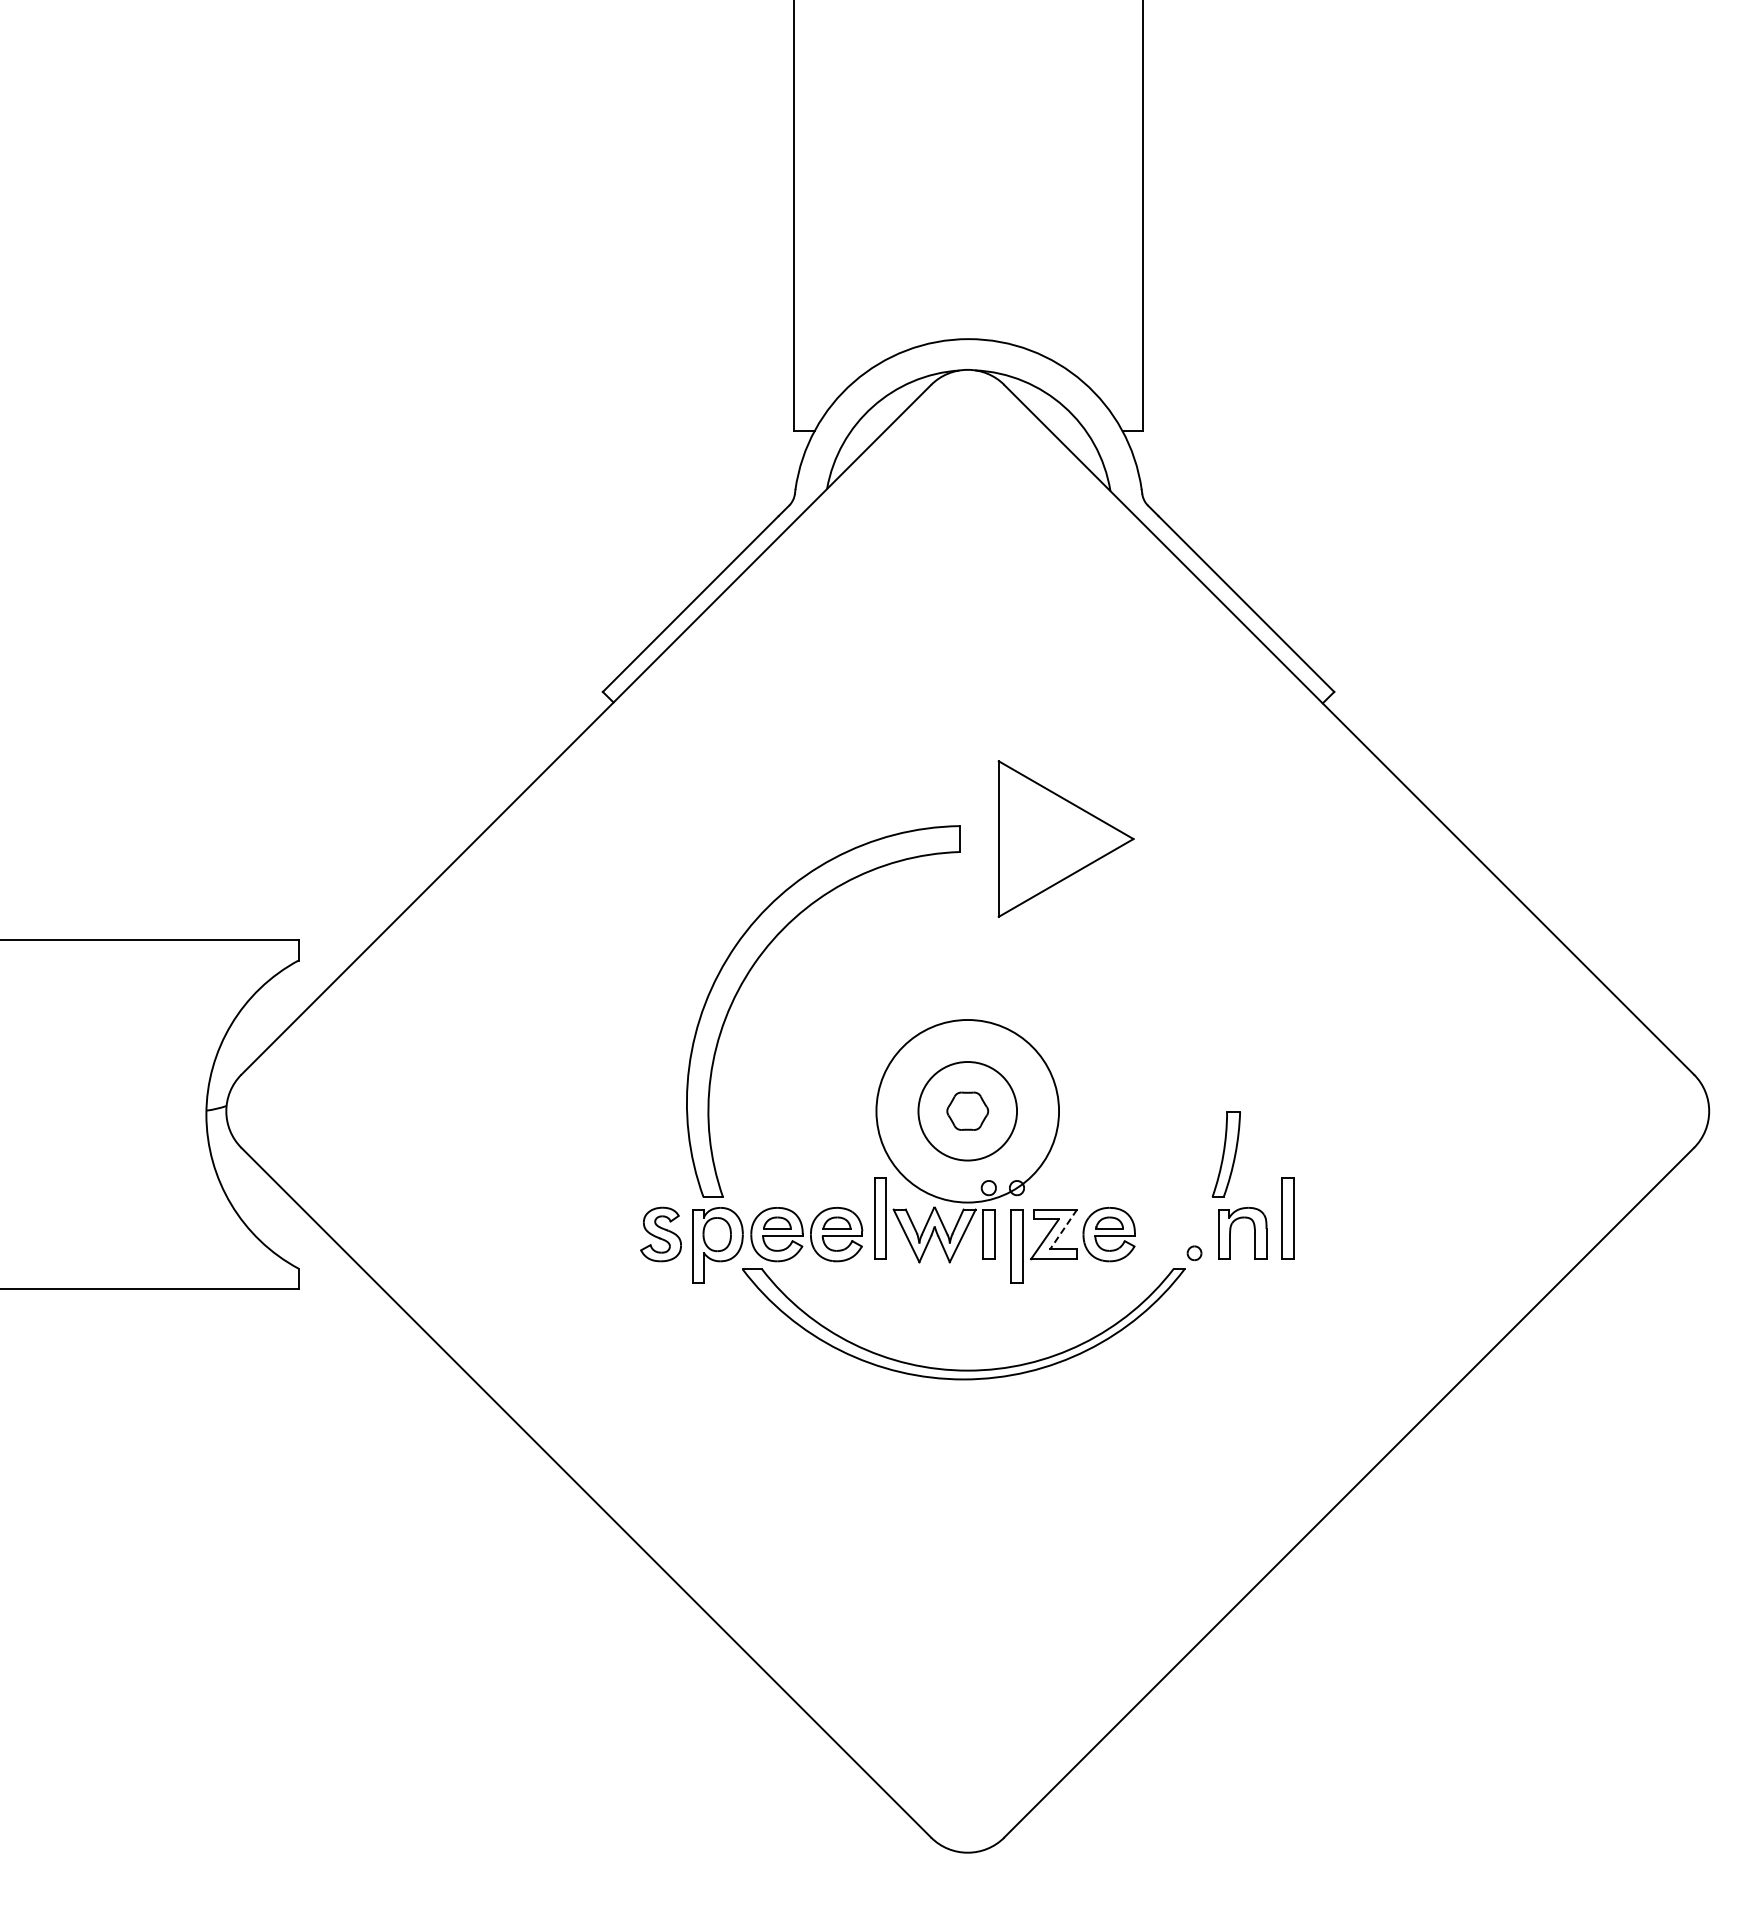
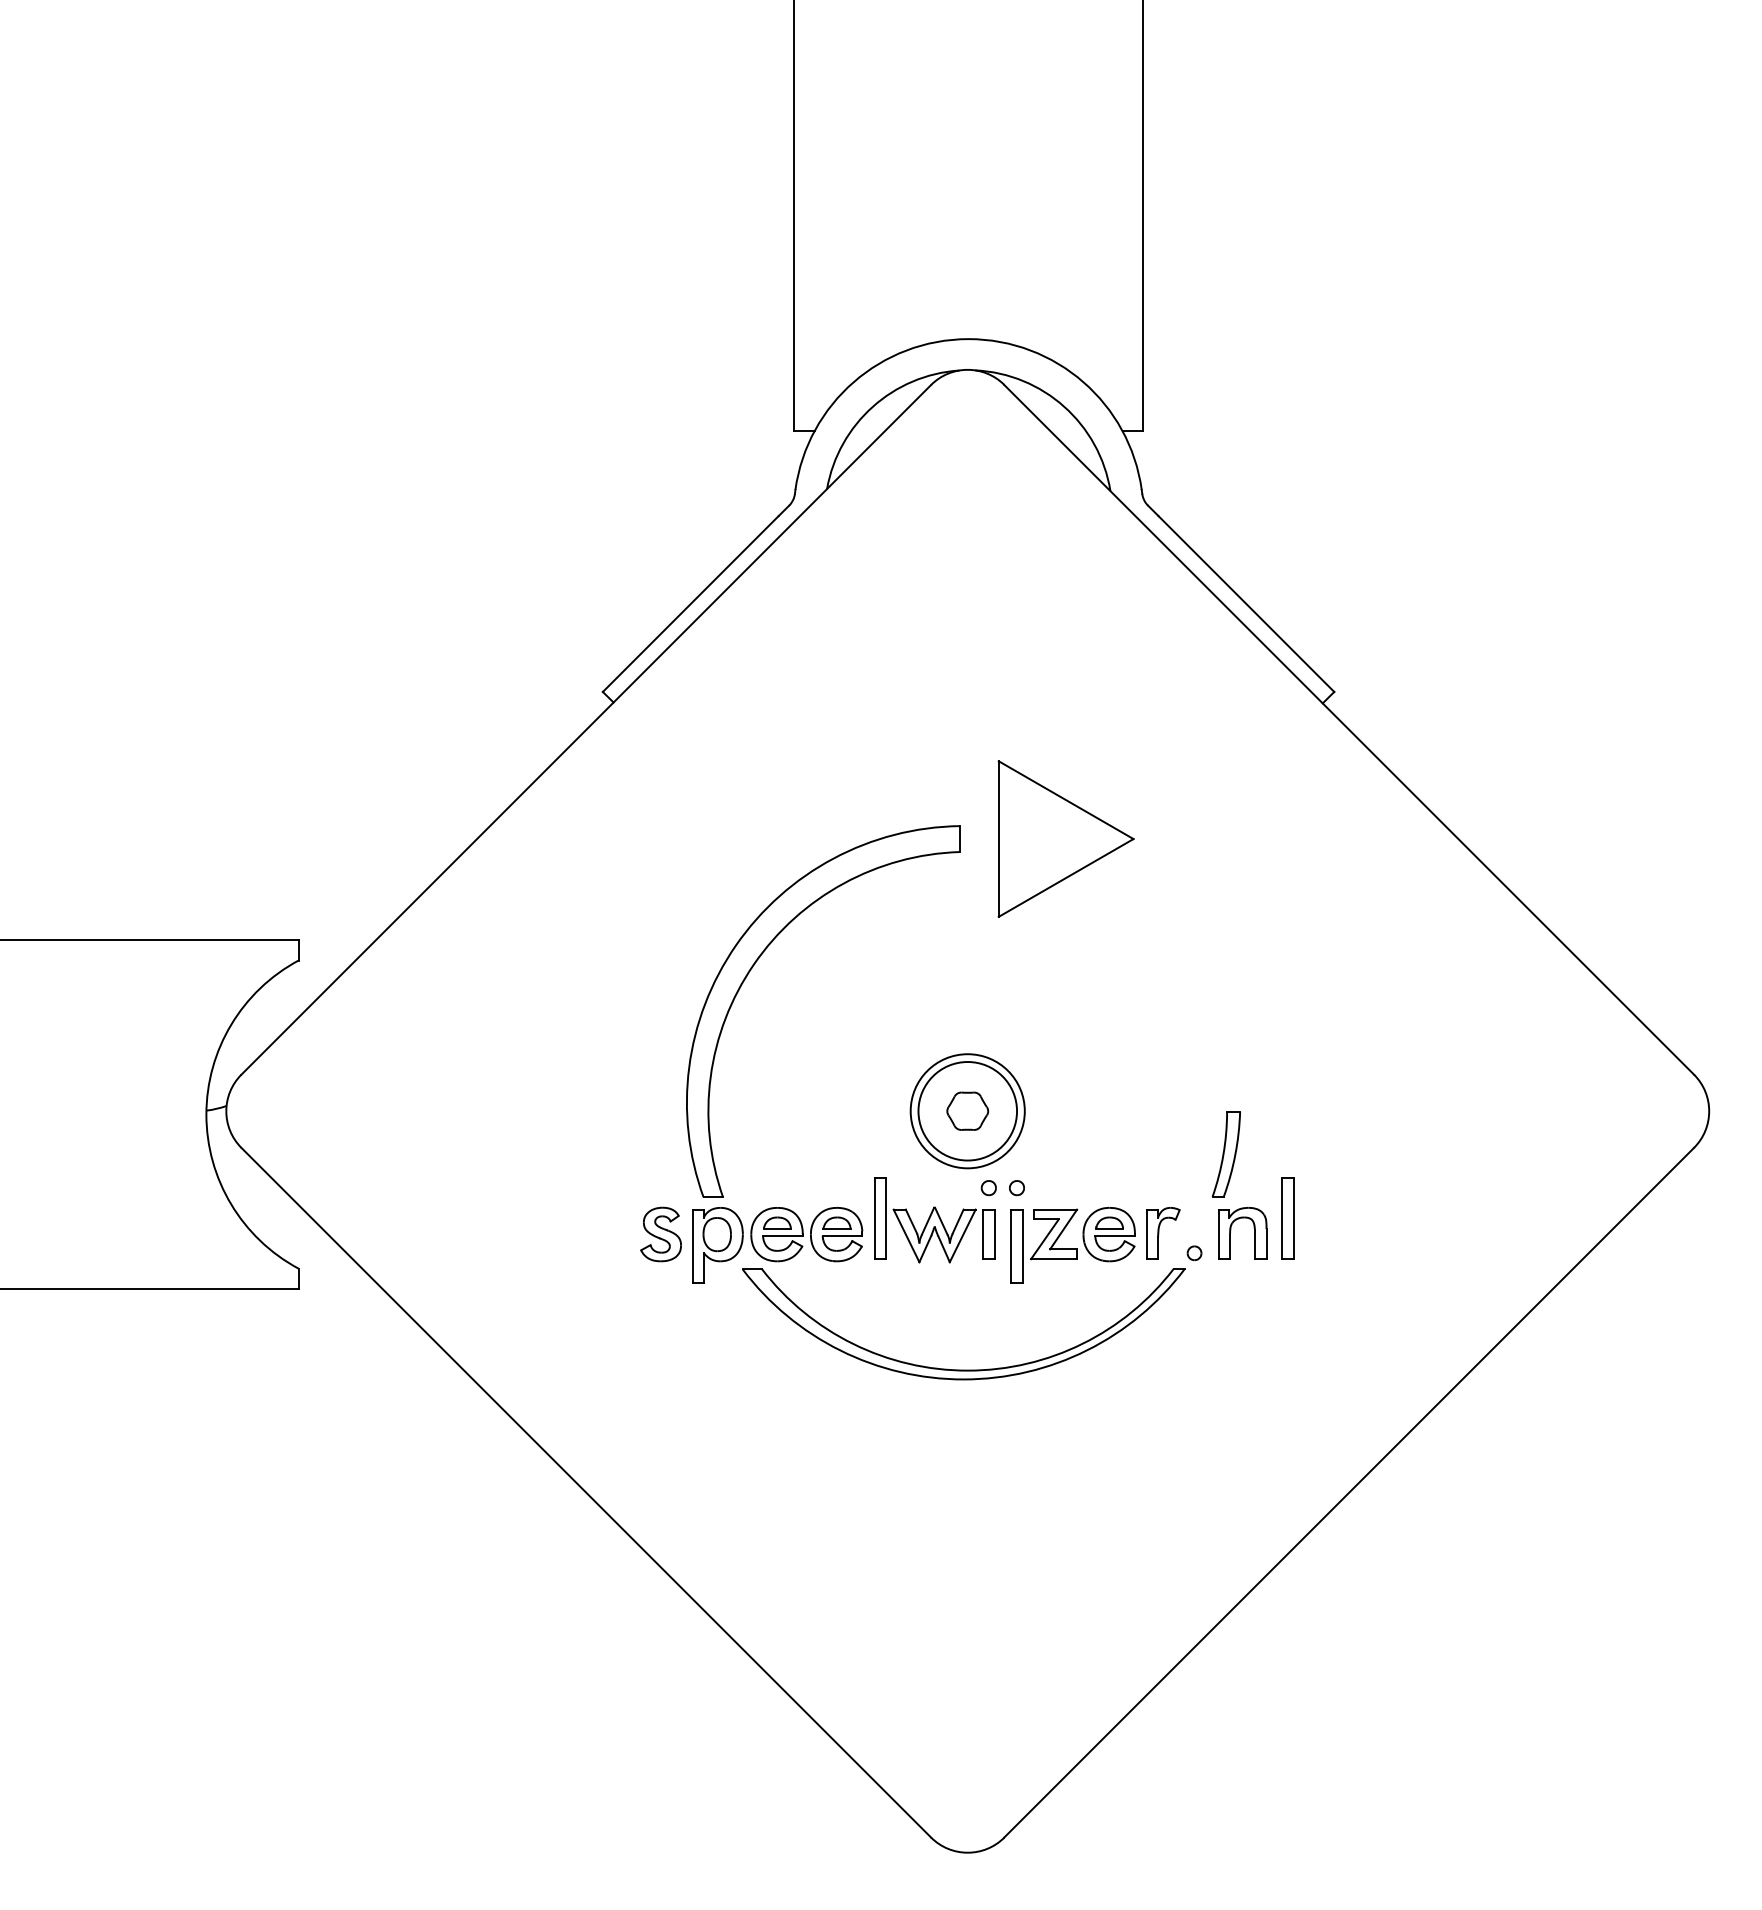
circle diameter: 183 px -> 114 px (967, 1111)
line: dashed -> solid (1063, 1229)
part: none -> present (1163, 1233)
